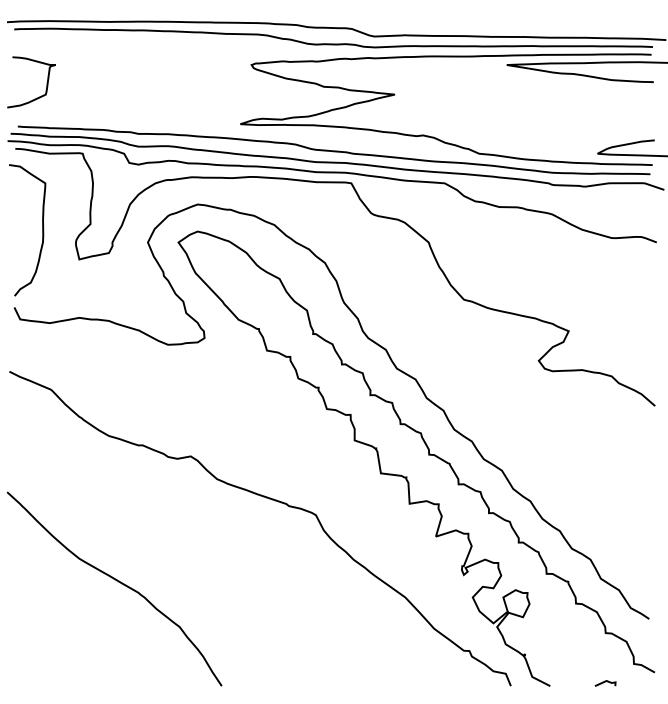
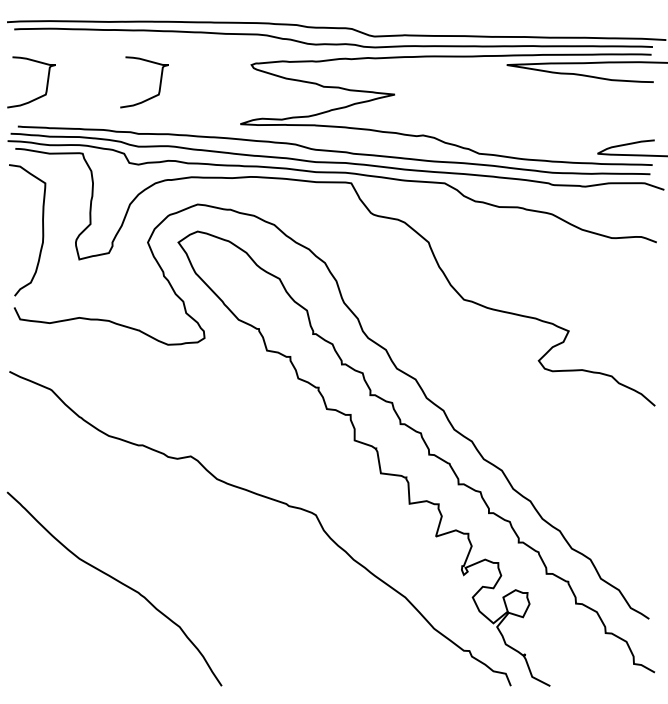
curve: none -> present (159, 82)
line: present -> none (605, 682)
